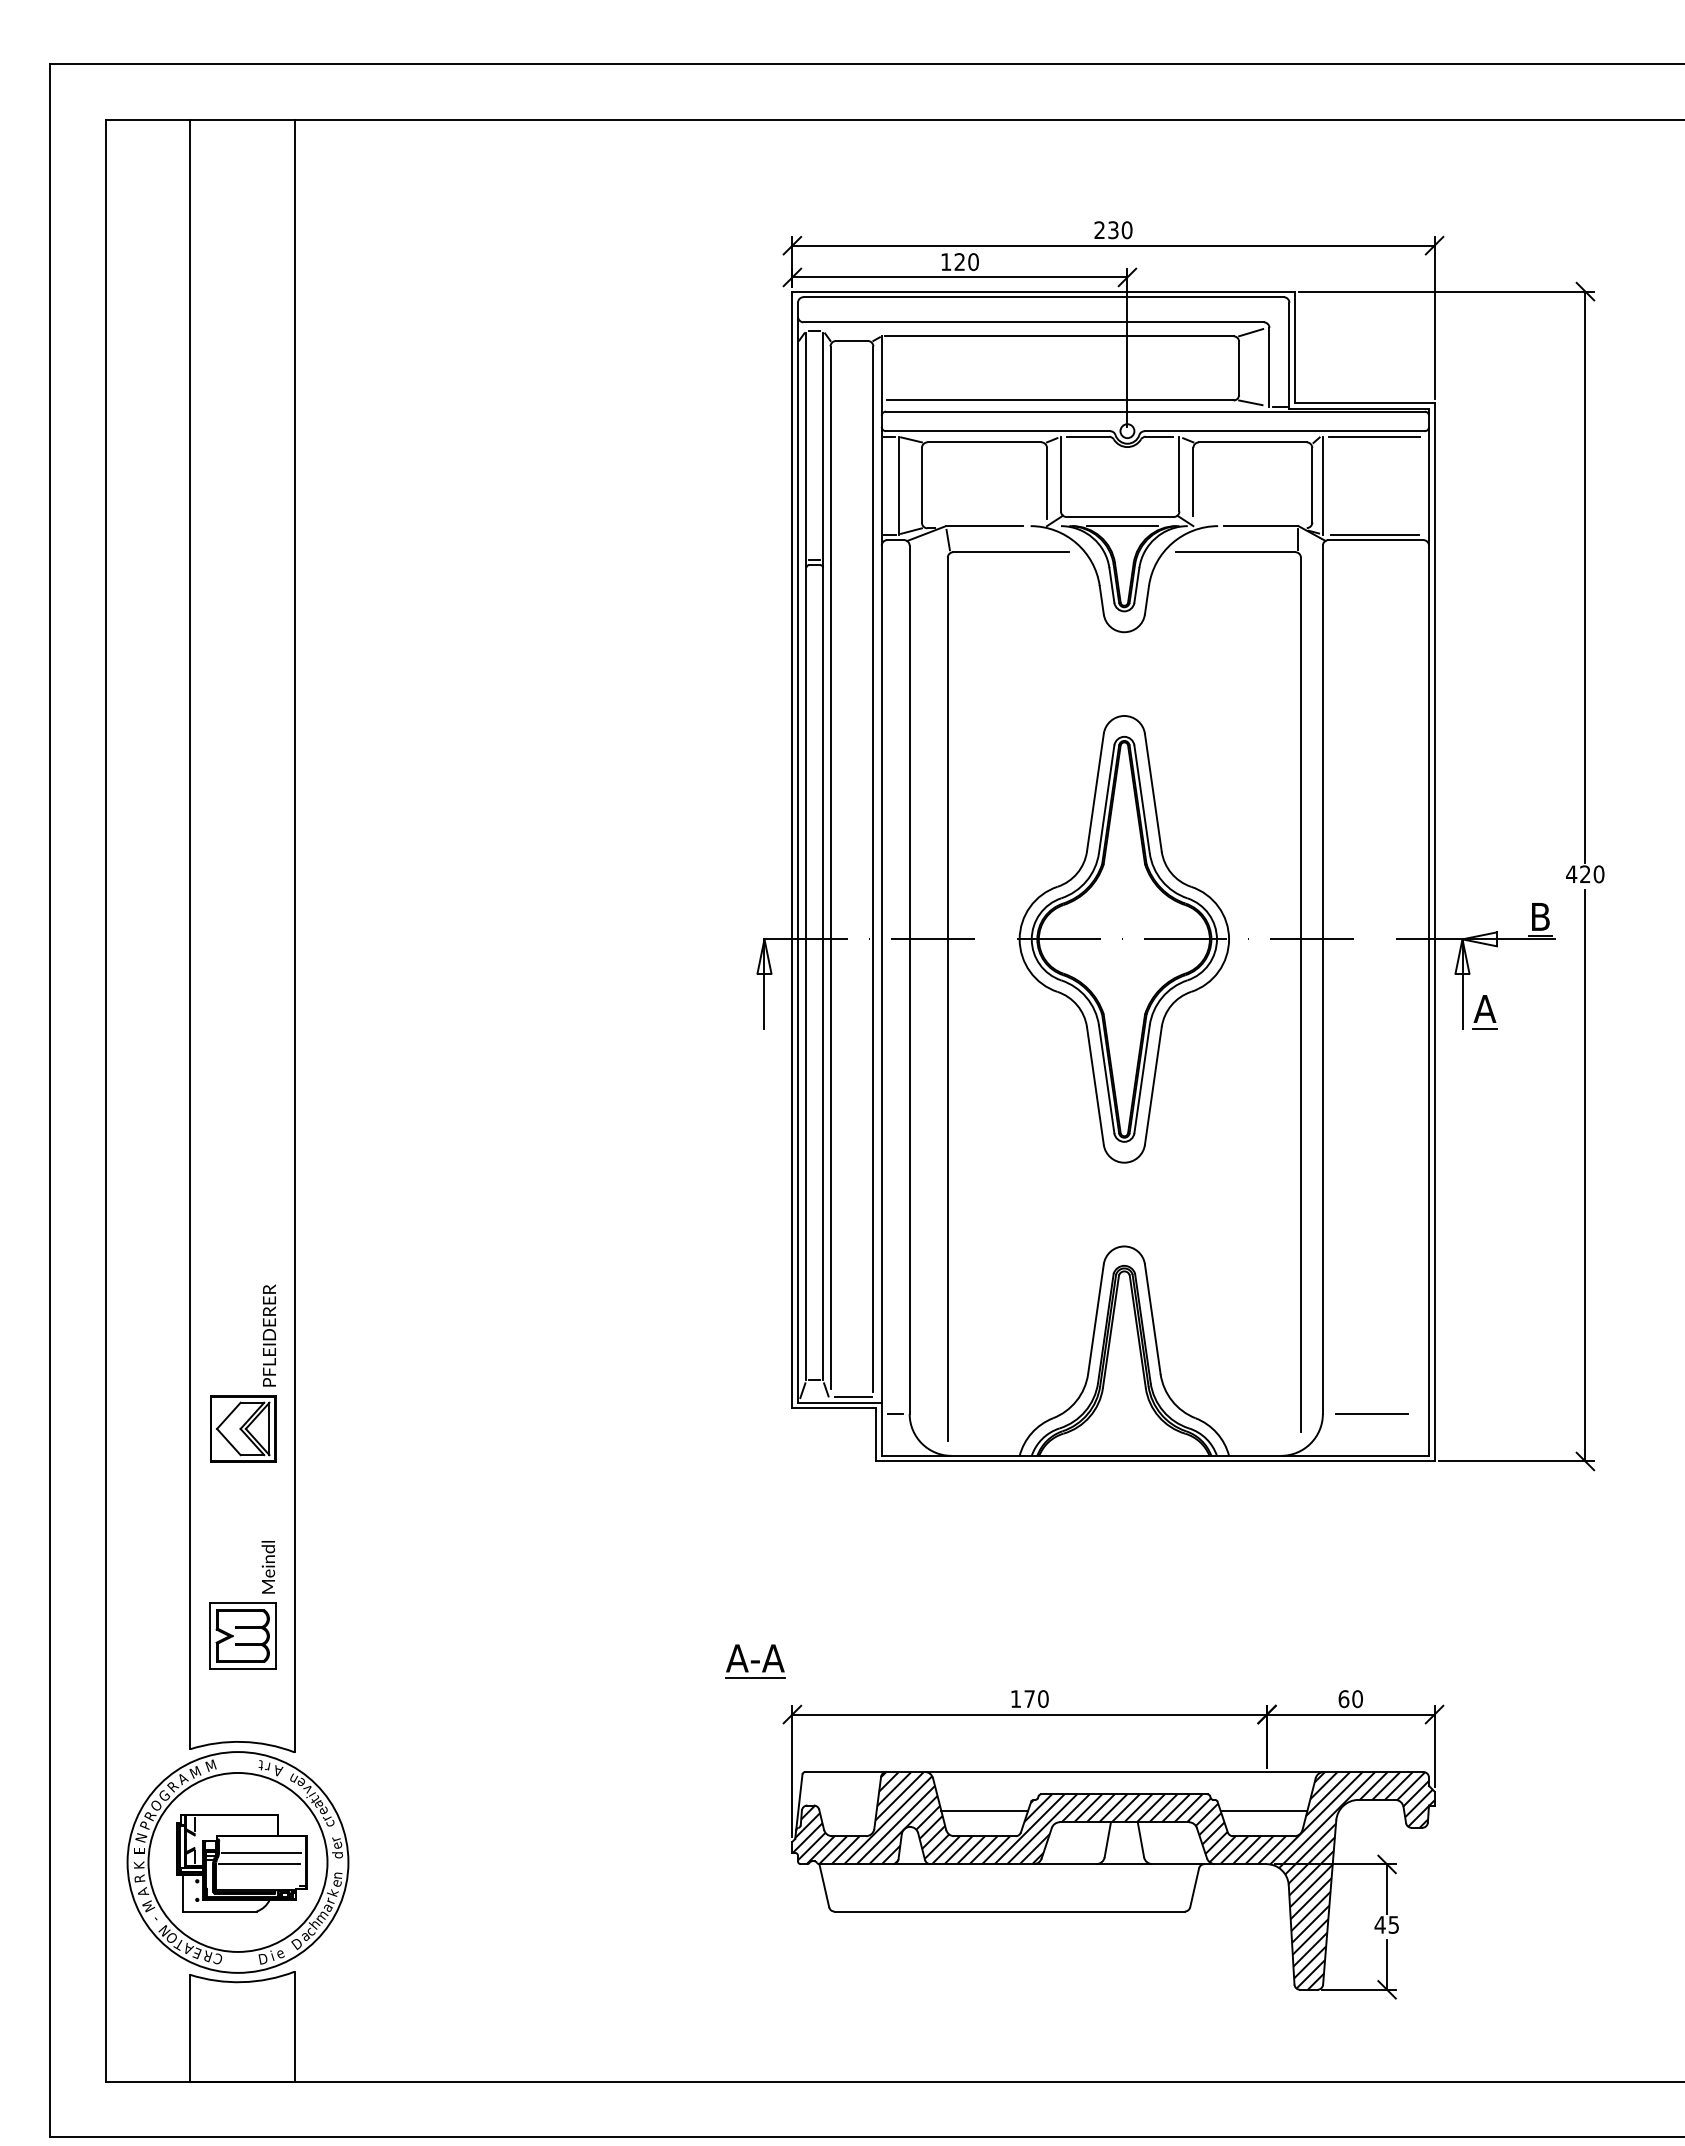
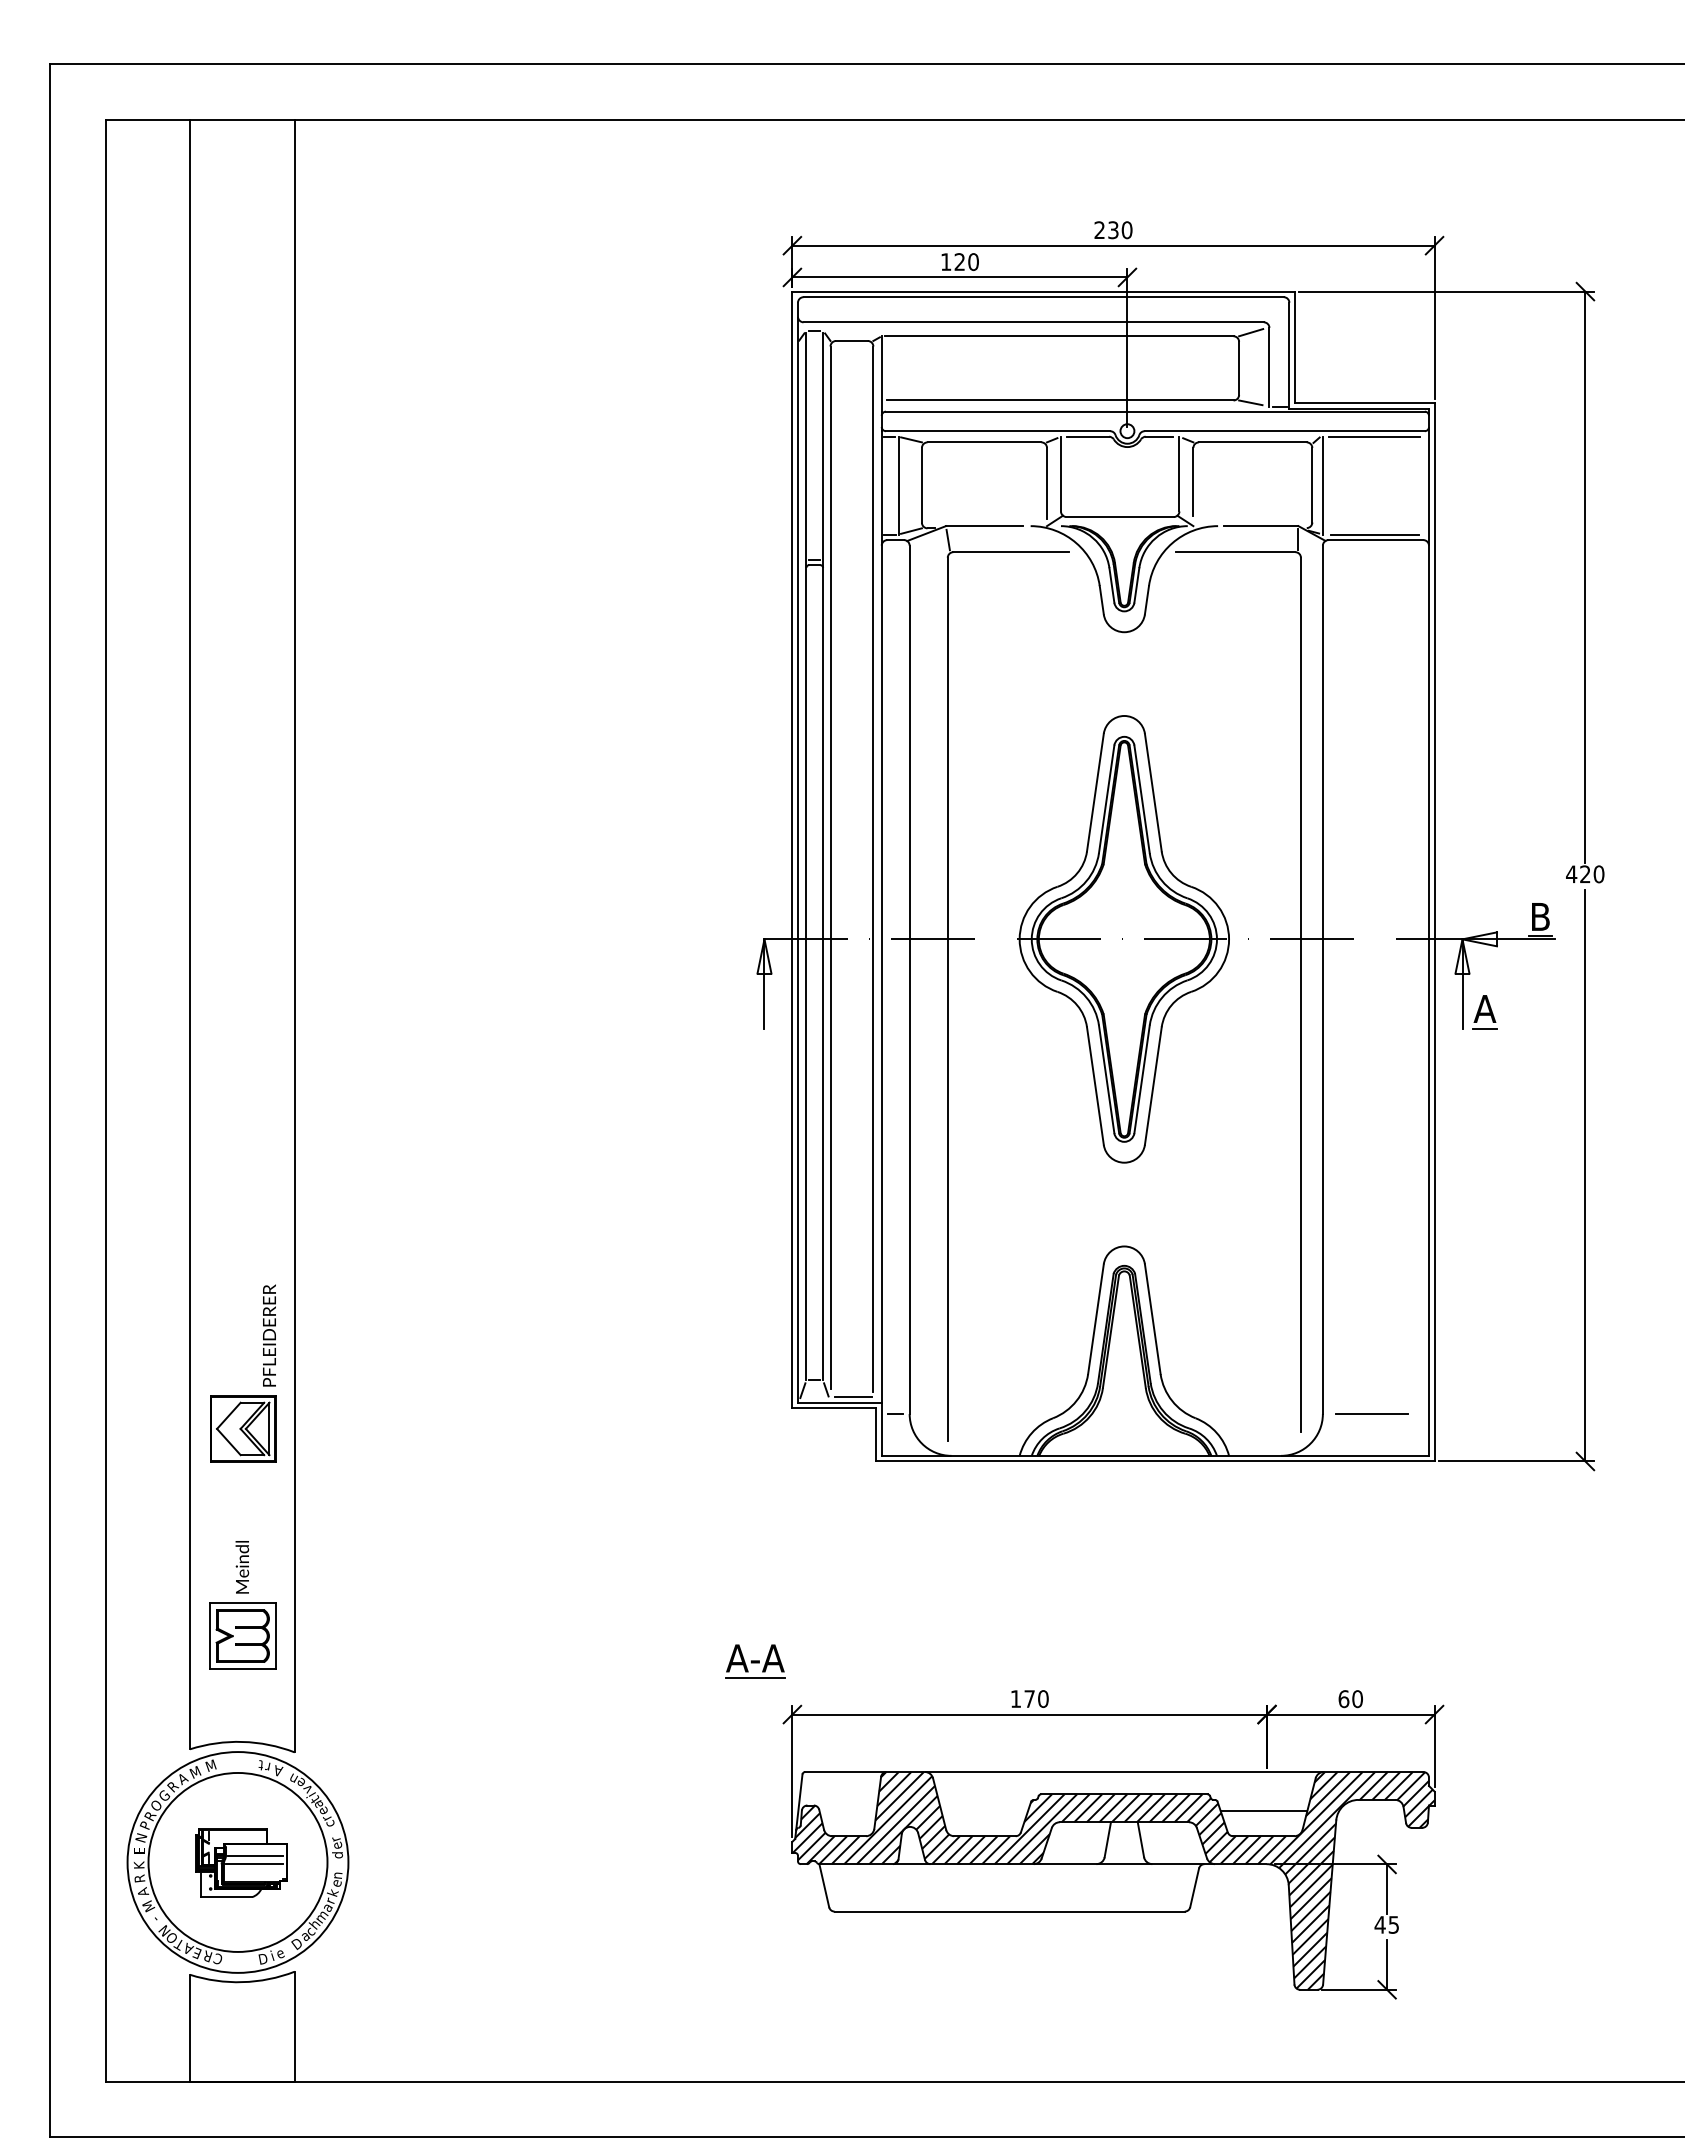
line: present -> none (1122, 526)
text position: (268, 1567) -> (242, 1567) (242, 1567)
line: present -> none (984, 1811)
part size: 132x99 px -> 93x70 px (241, 1862)
